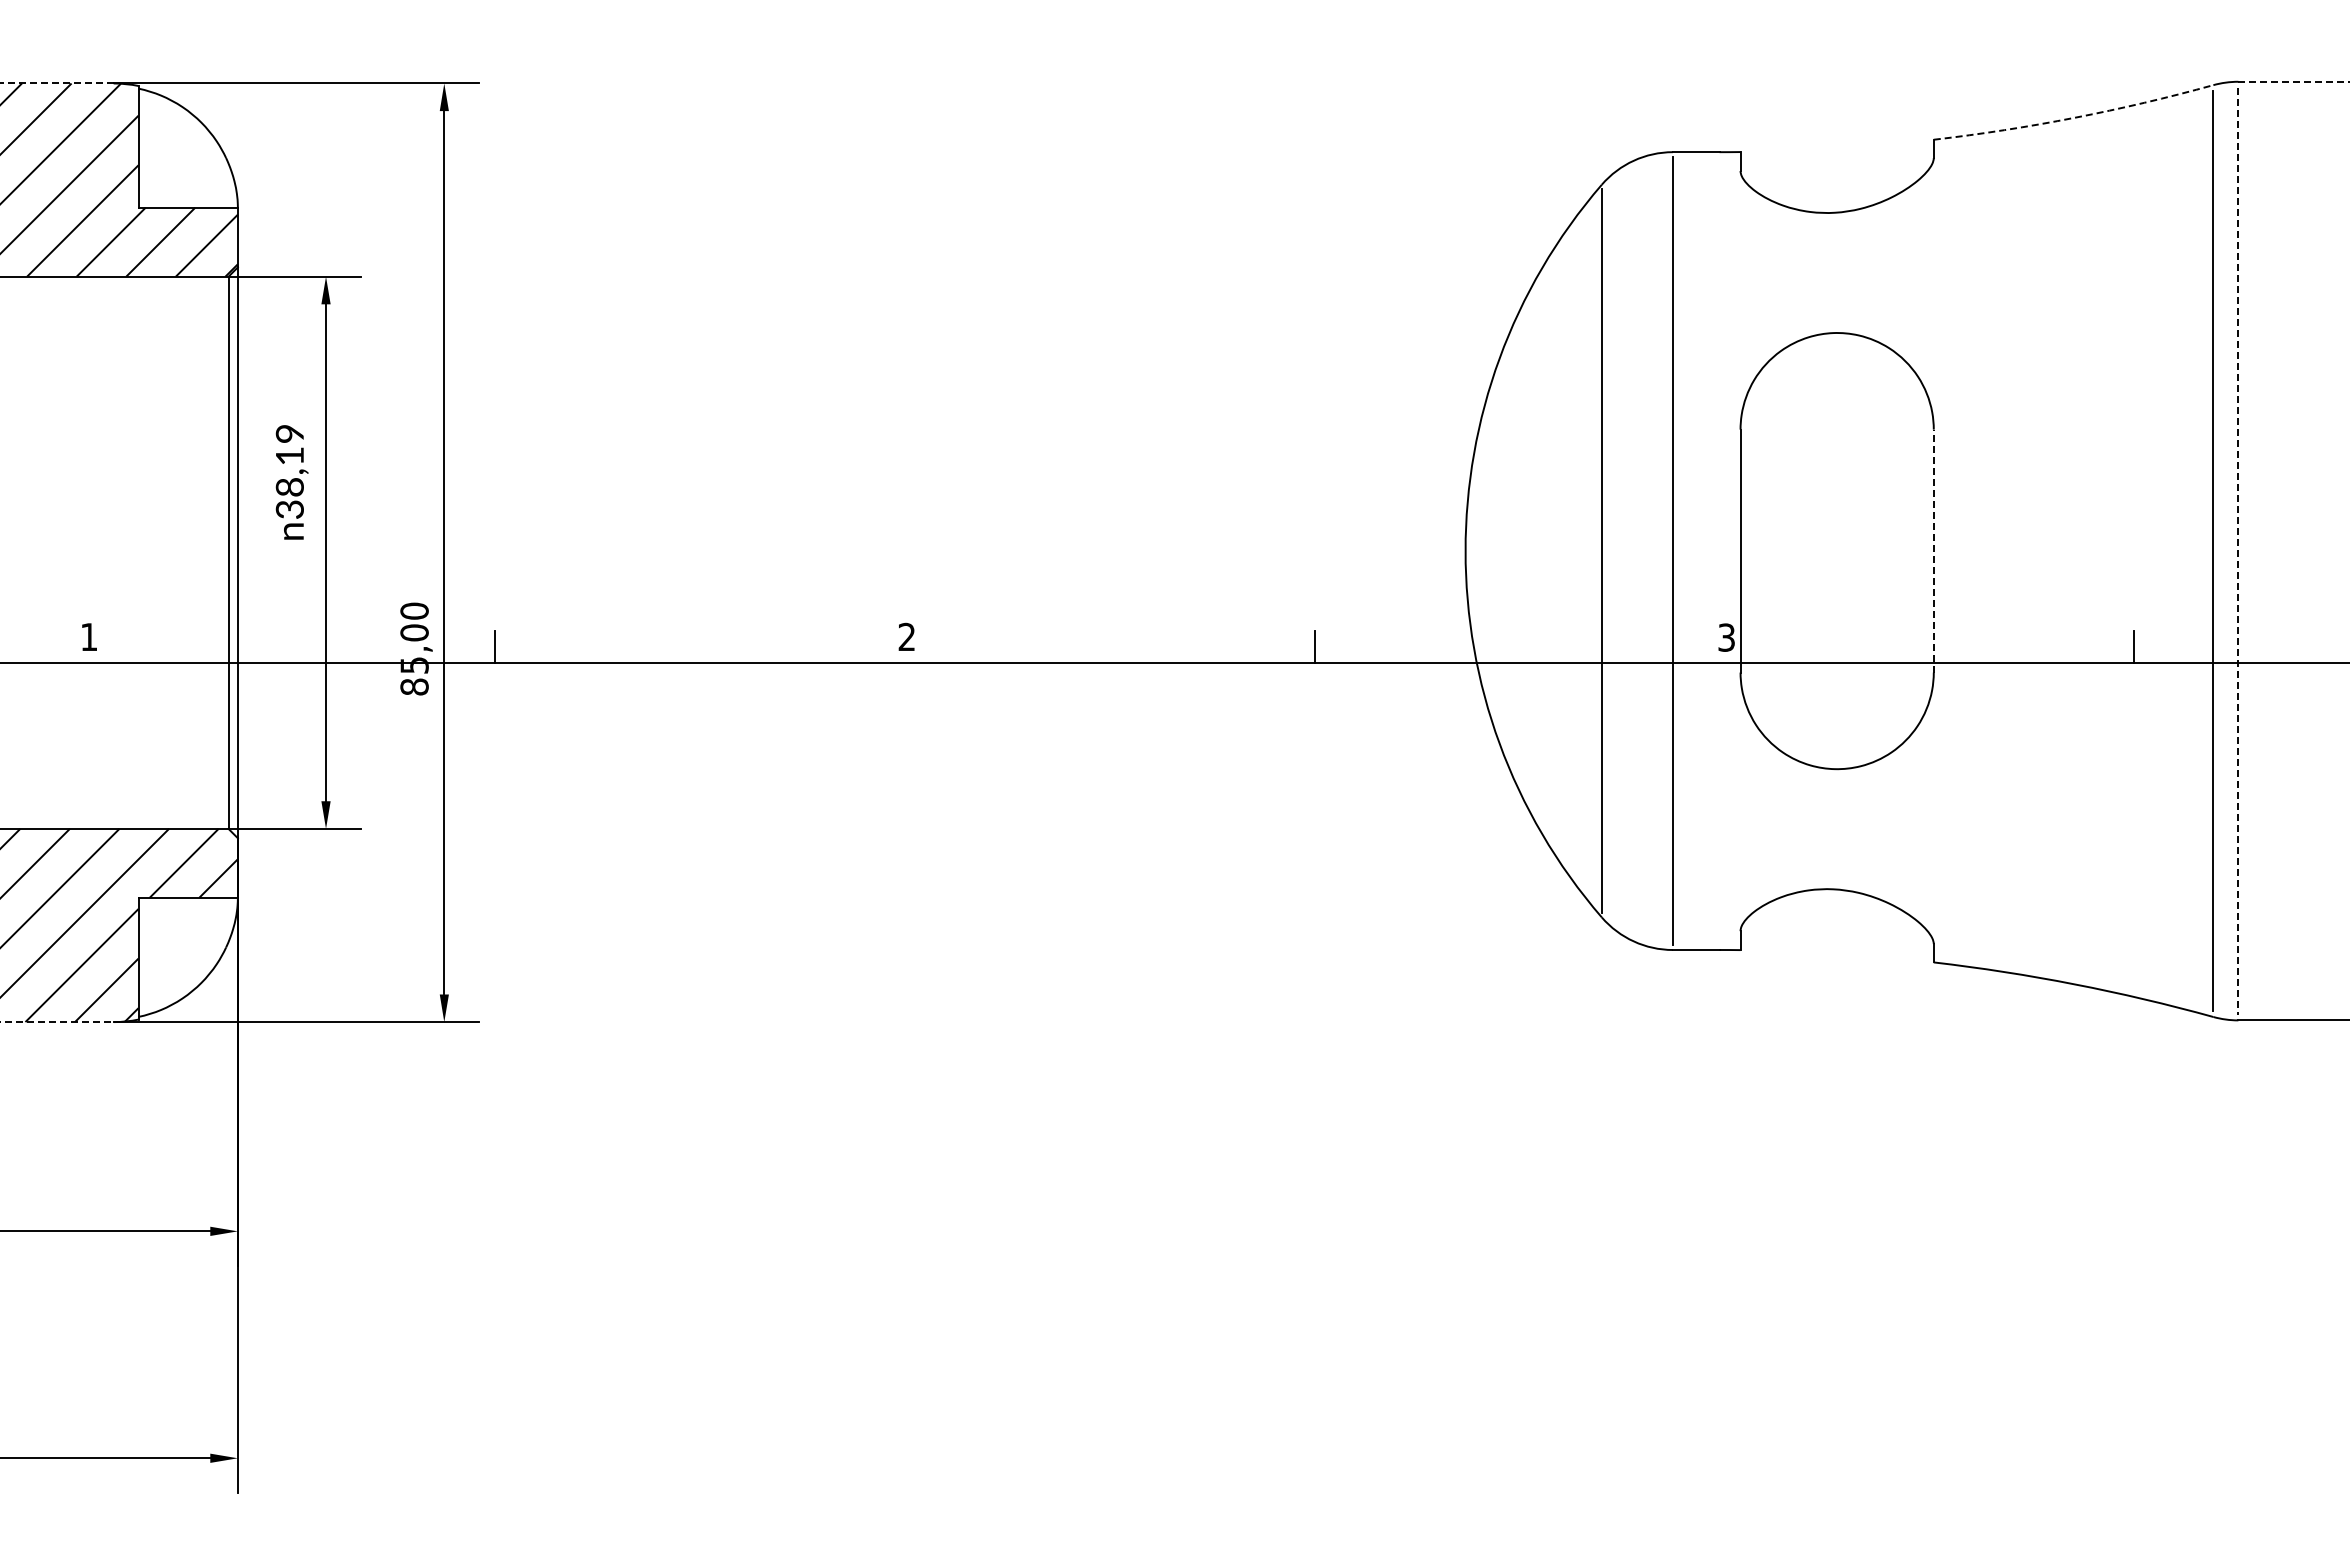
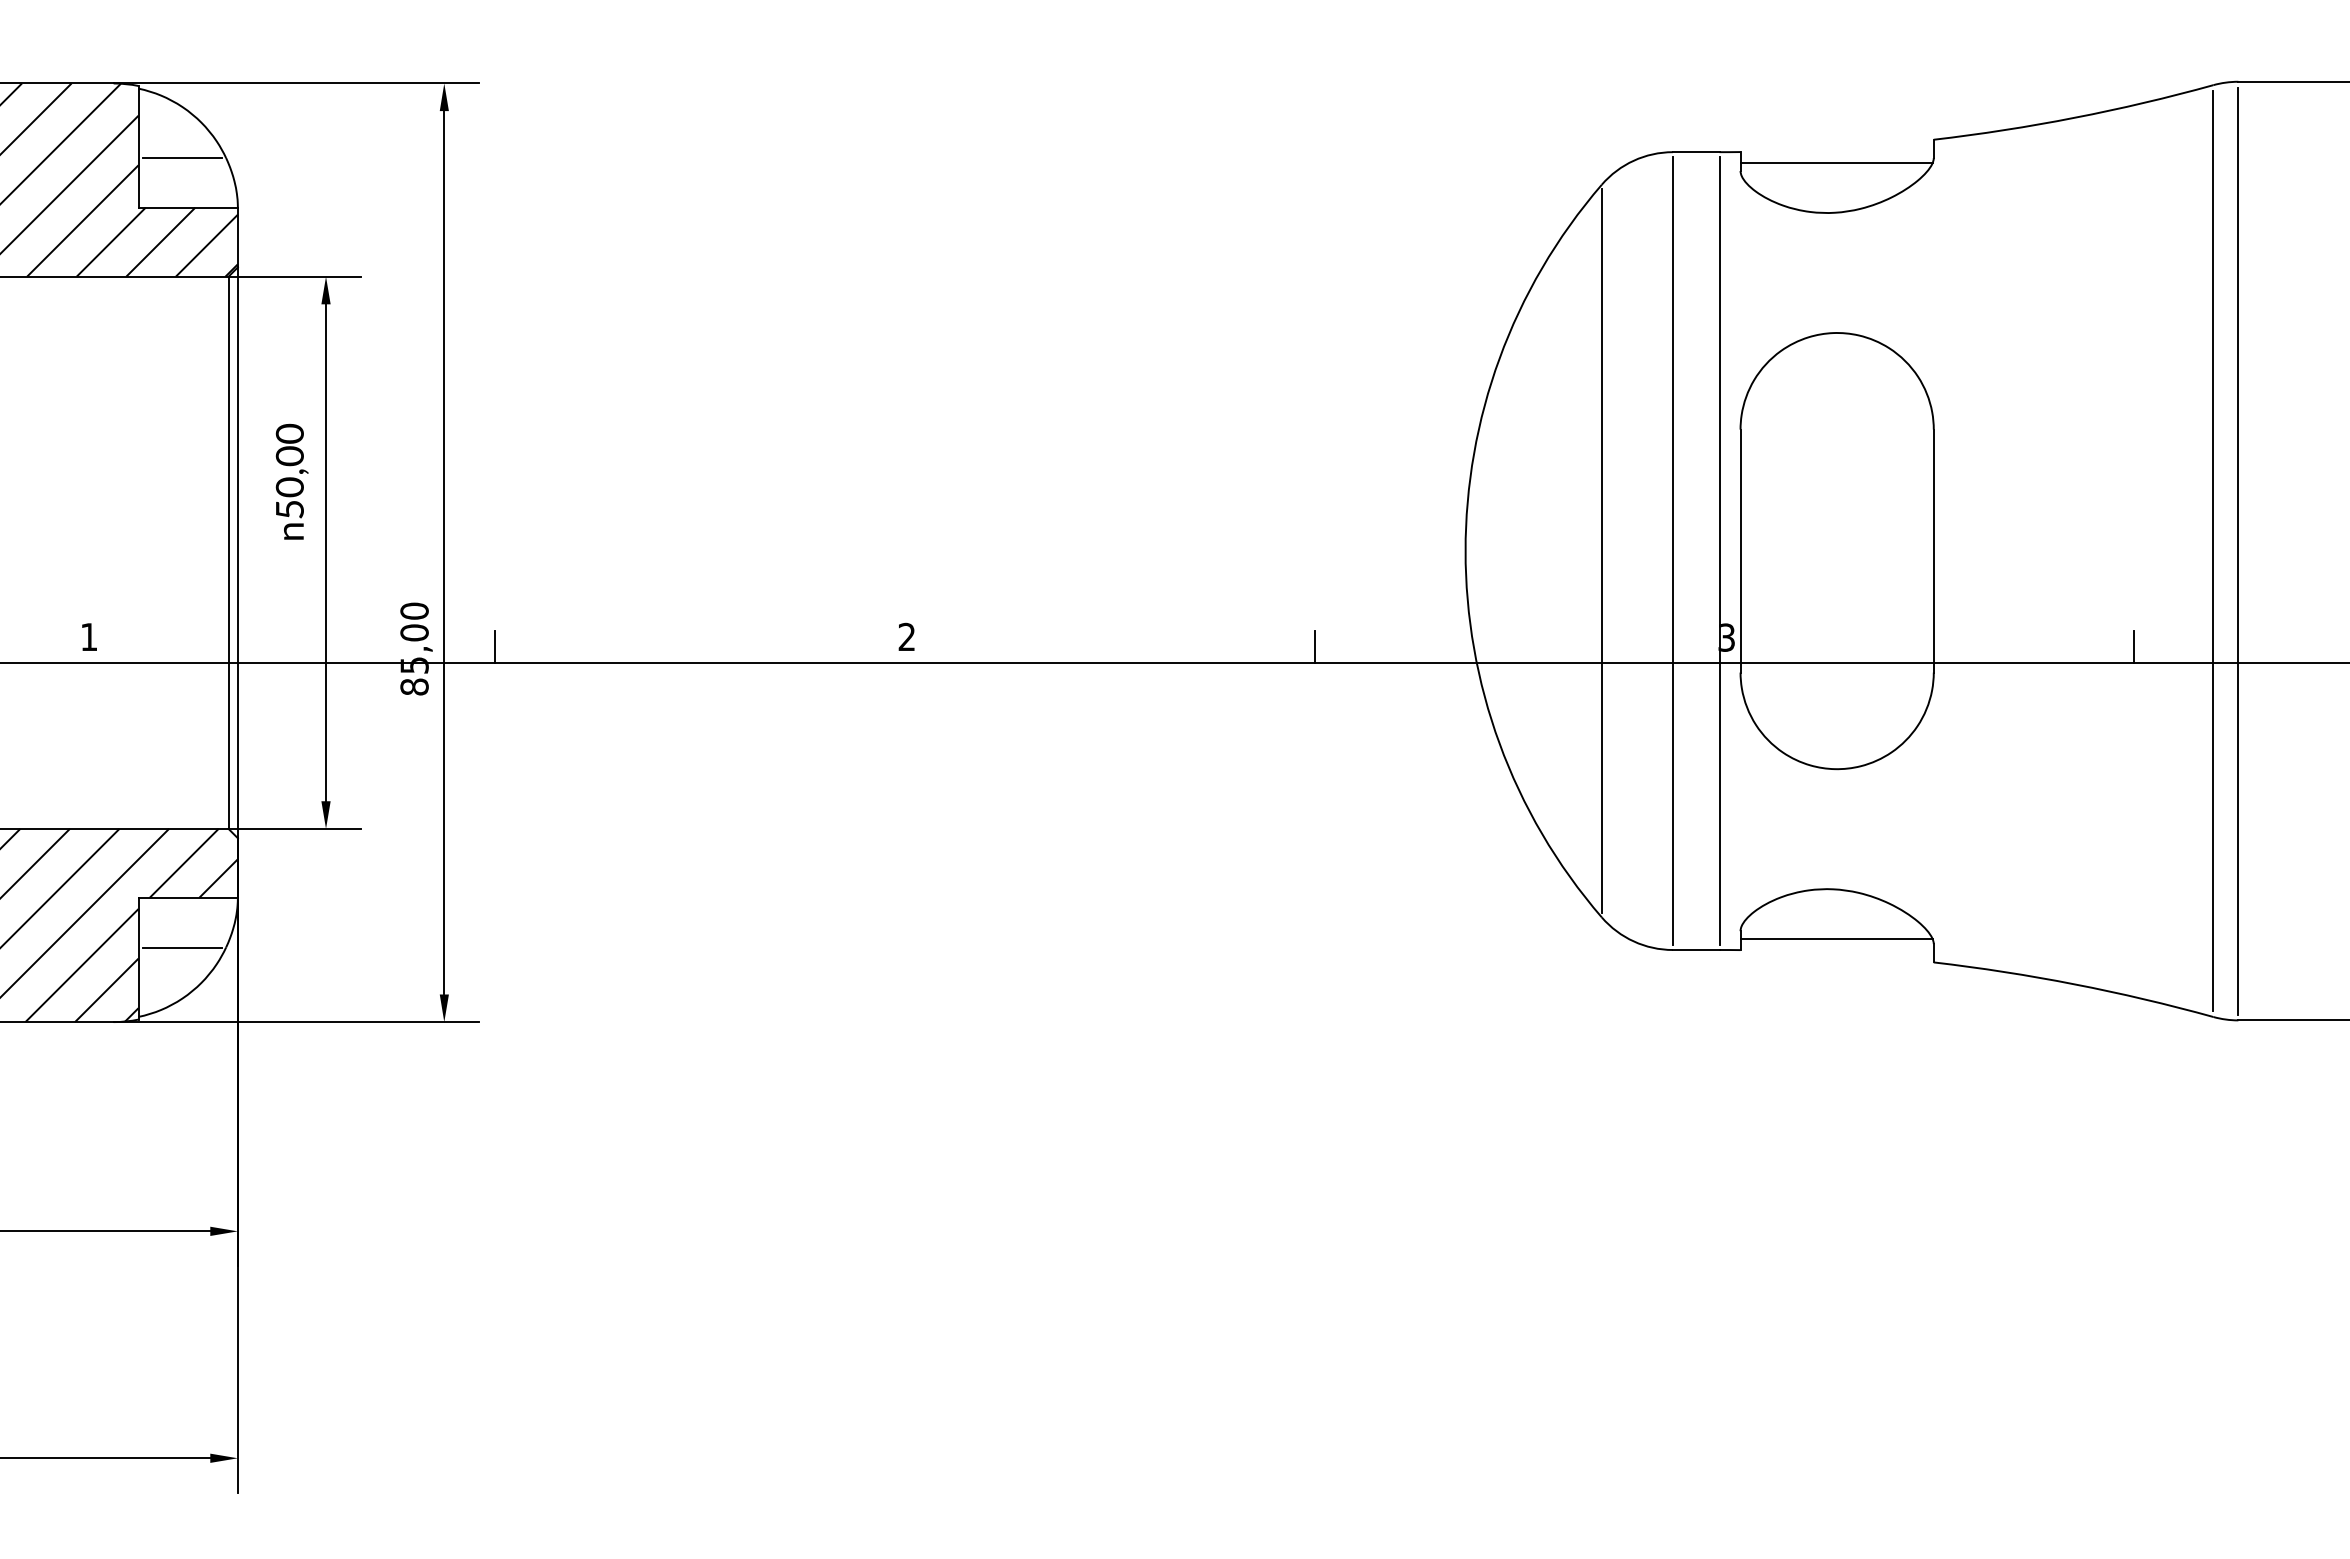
line: dashed -> solid (2294, 81)
line: dashed -> solid (56, 83)
arc: dashed -> solid (2074, 117)
line: none -> present (181, 158)
line: none -> present (1836, 163)
text: 38,19 -> 50,00 (289, 470)
line: dashed -> solid (1933, 550)
line: none -> present (1719, 551)
line: dashed -> solid (2238, 551)
line: none -> present (1836, 938)
line: none -> present (181, 947)
line: dashed -> solid (56, 1022)
